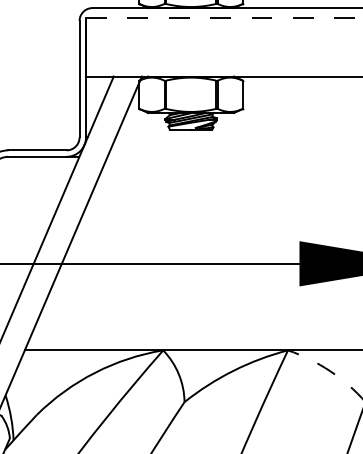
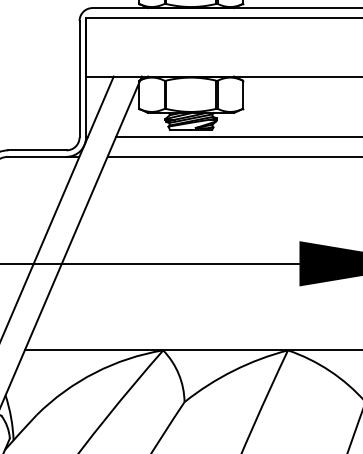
line: dashed -> solid (224, 18)
line: none -> present (237, 137)
line: none -> present (233, 156)
arc: dashed -> solid (328, 370)
